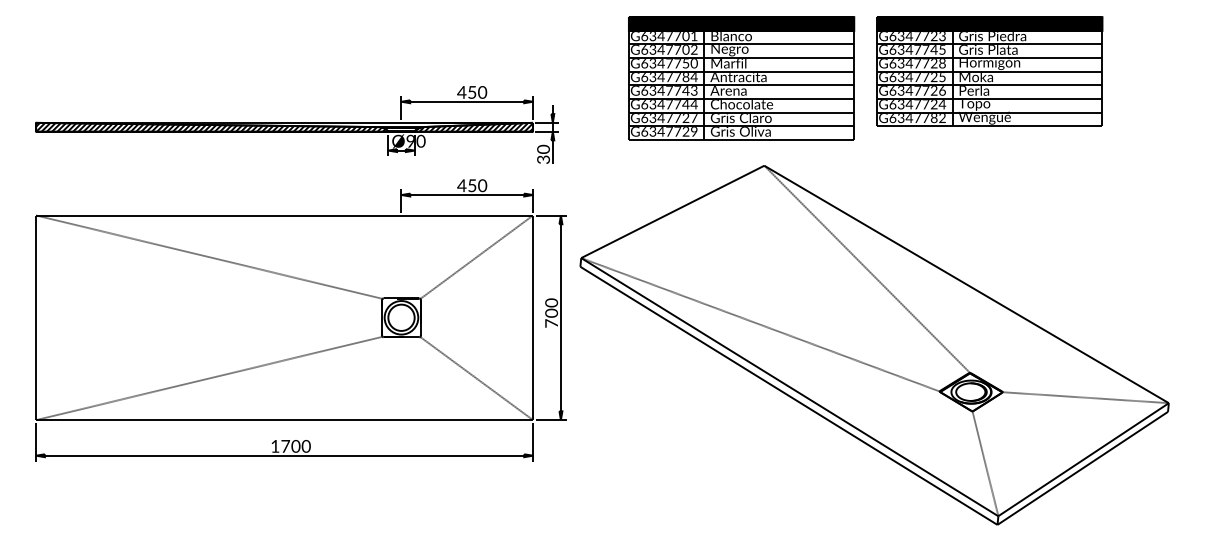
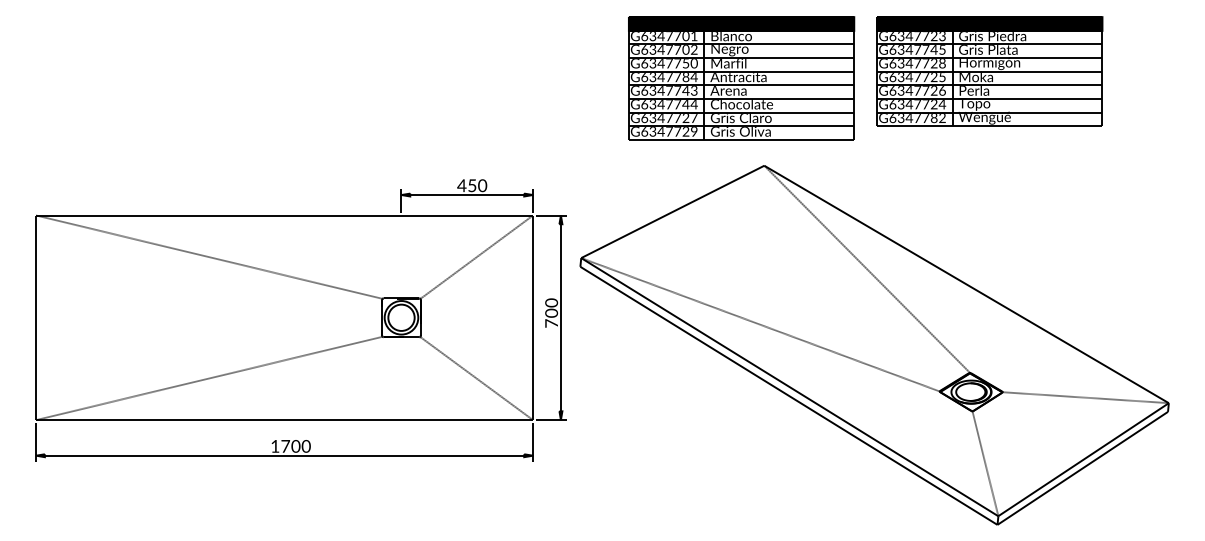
part: present -> none (296, 124)
